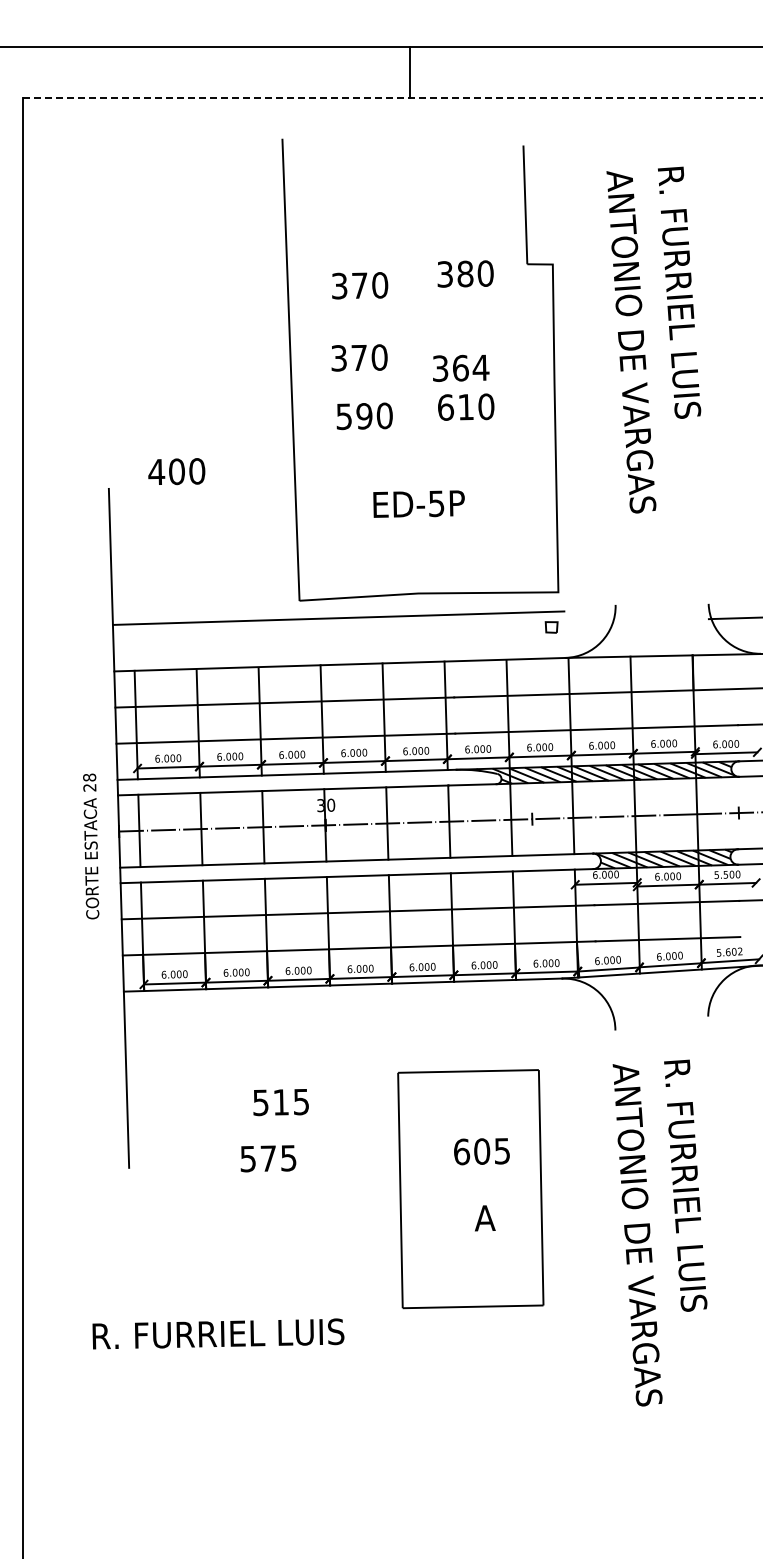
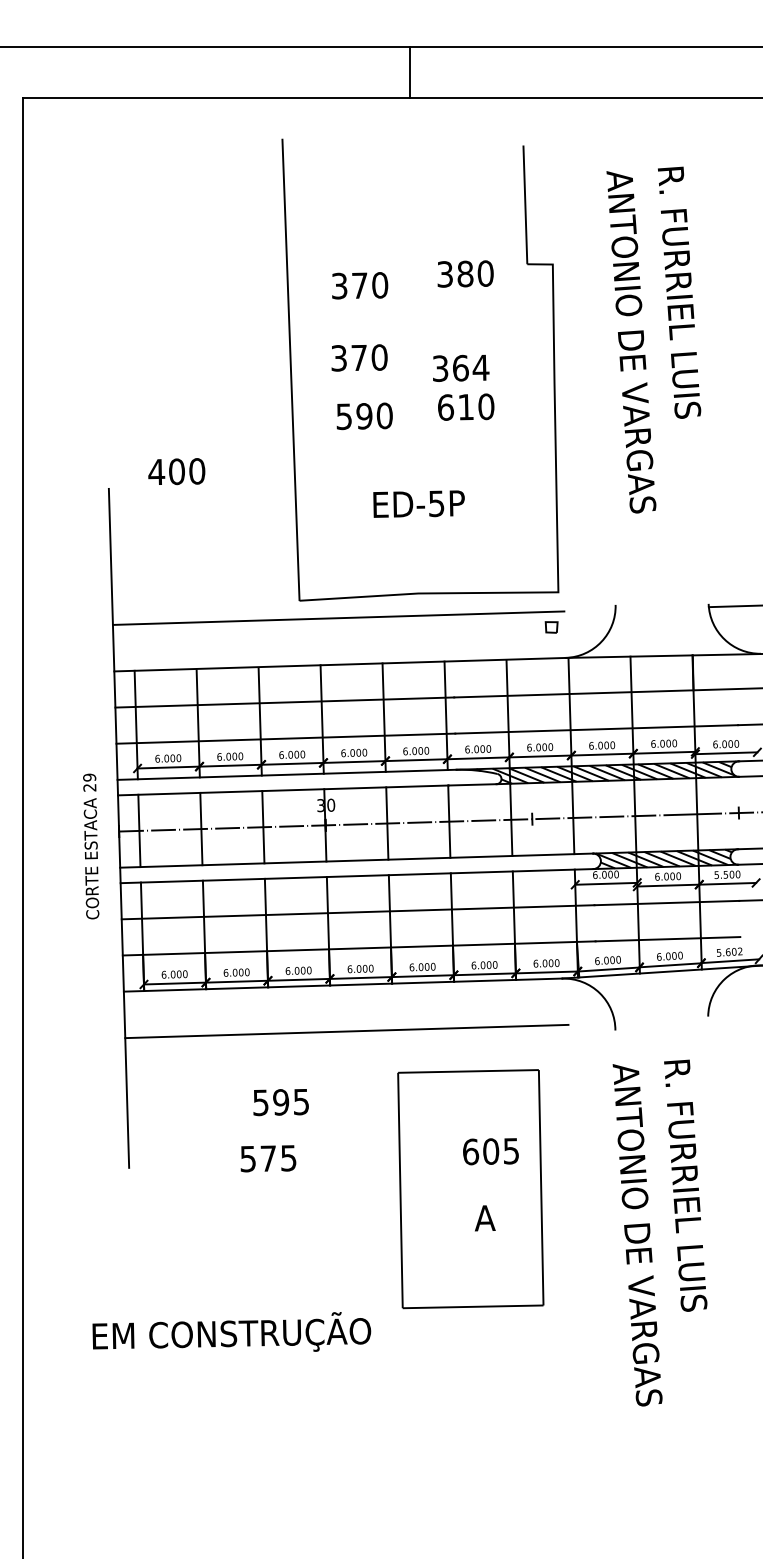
line: dashed -> solid (392, 98)
line position: (733, 618) -> (733, 606) (733, 606)
text: 28 -> 29 (89, 777)
line: none -> present (346, 1031)
text: 515 -> 595 (281, 1102)
text position: (481, 1151) -> (490, 1151) (490, 1151)
text: R. FURRIEL LUIS -> EM CONSTRUÇÃO (233, 1331)
